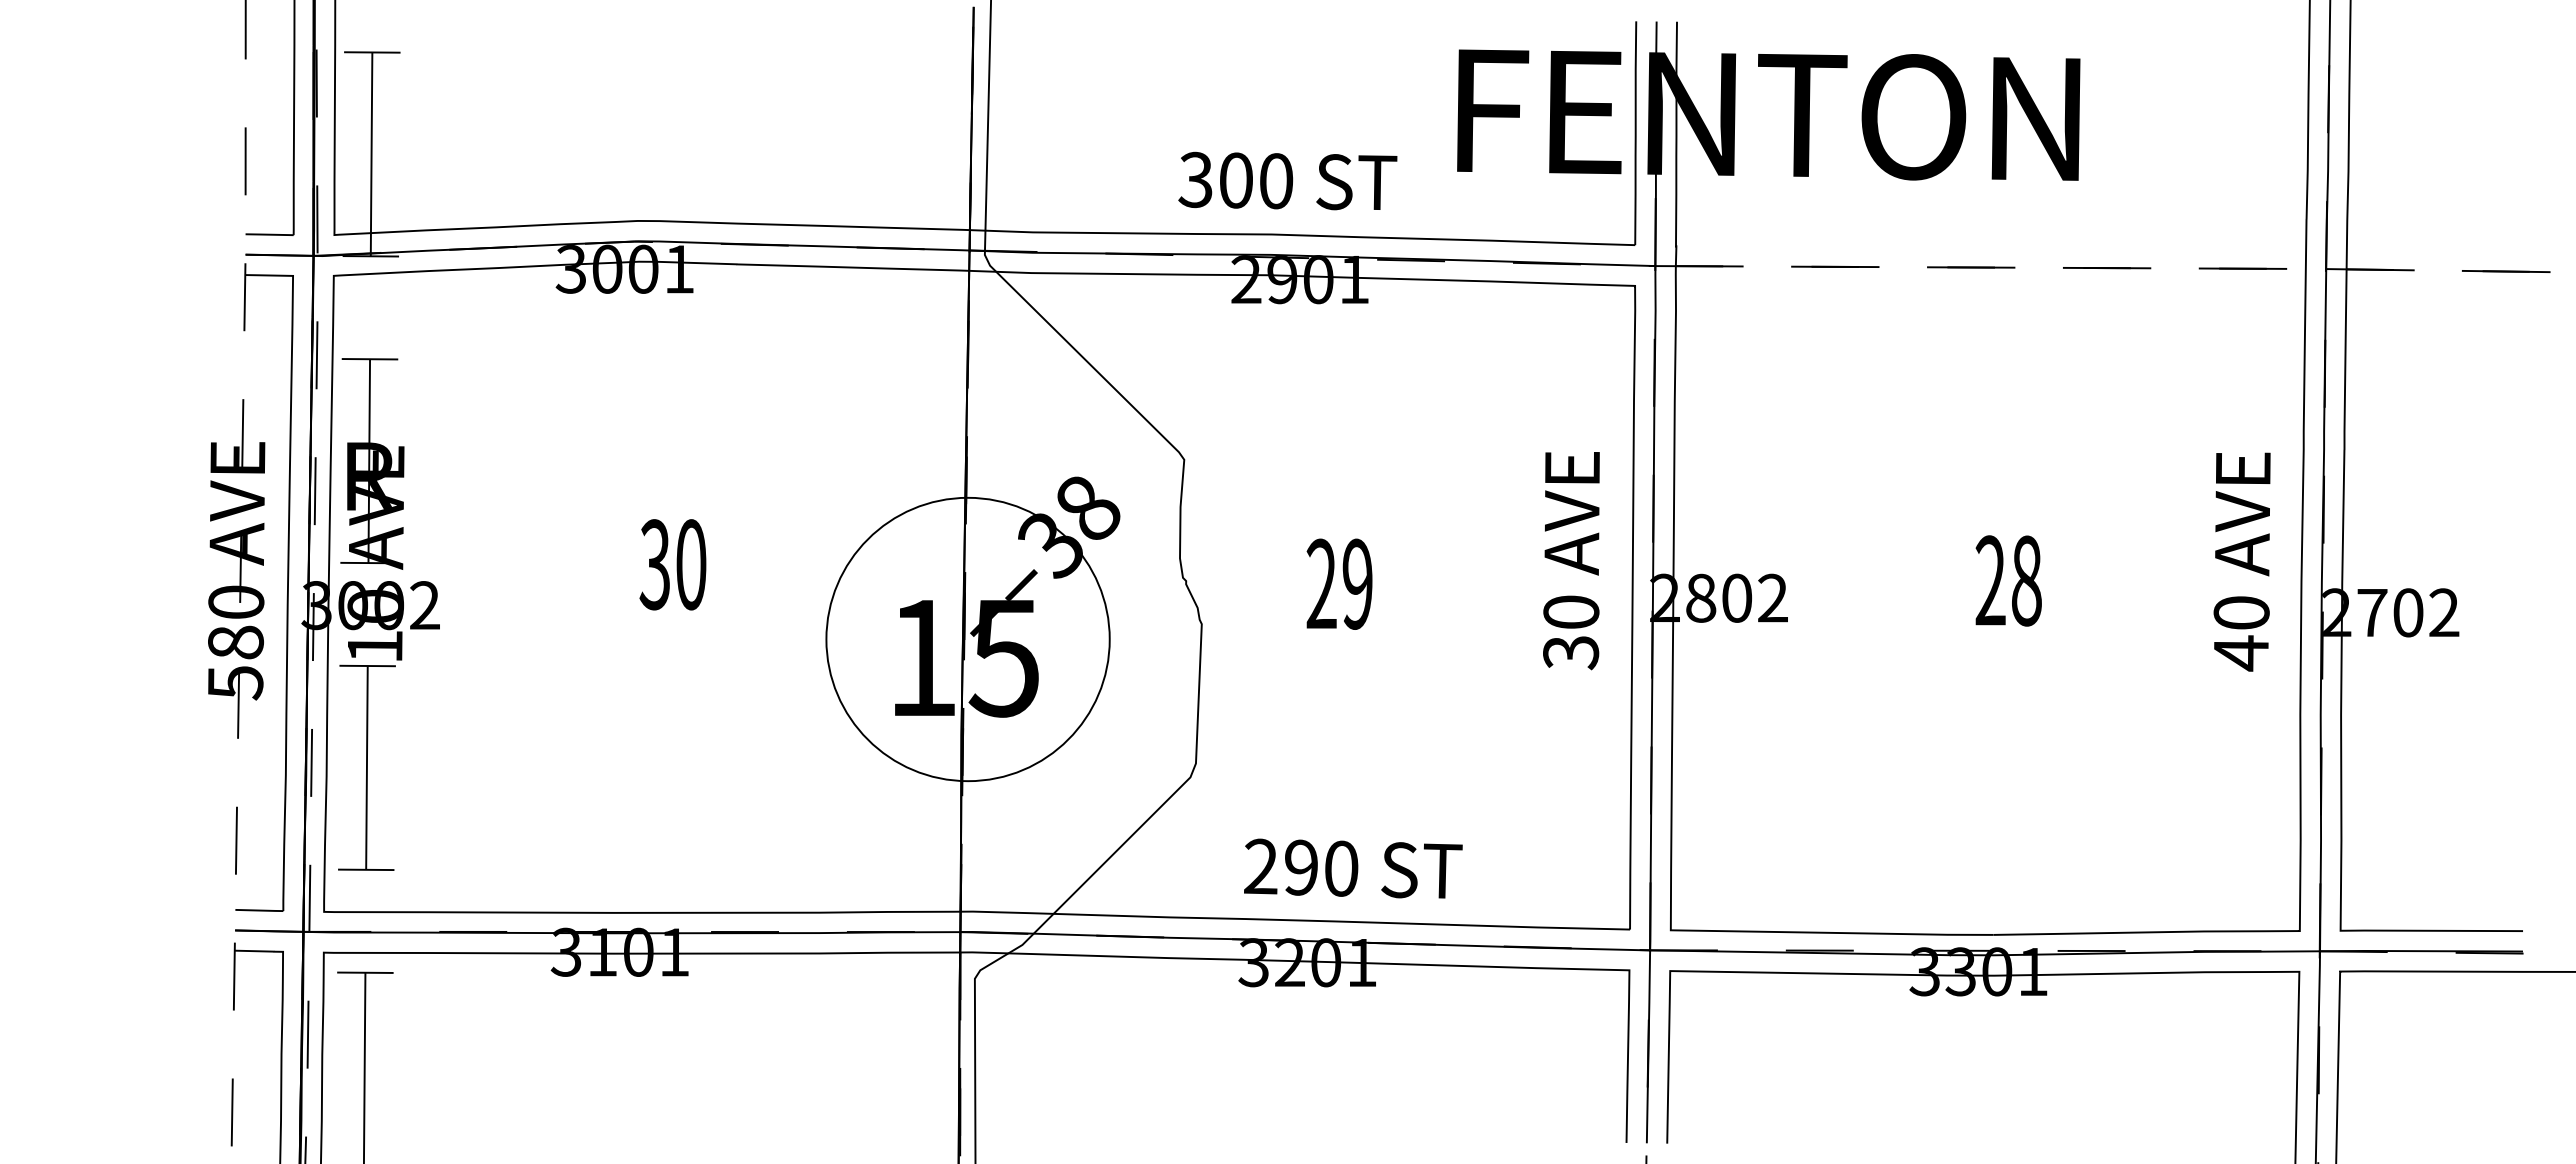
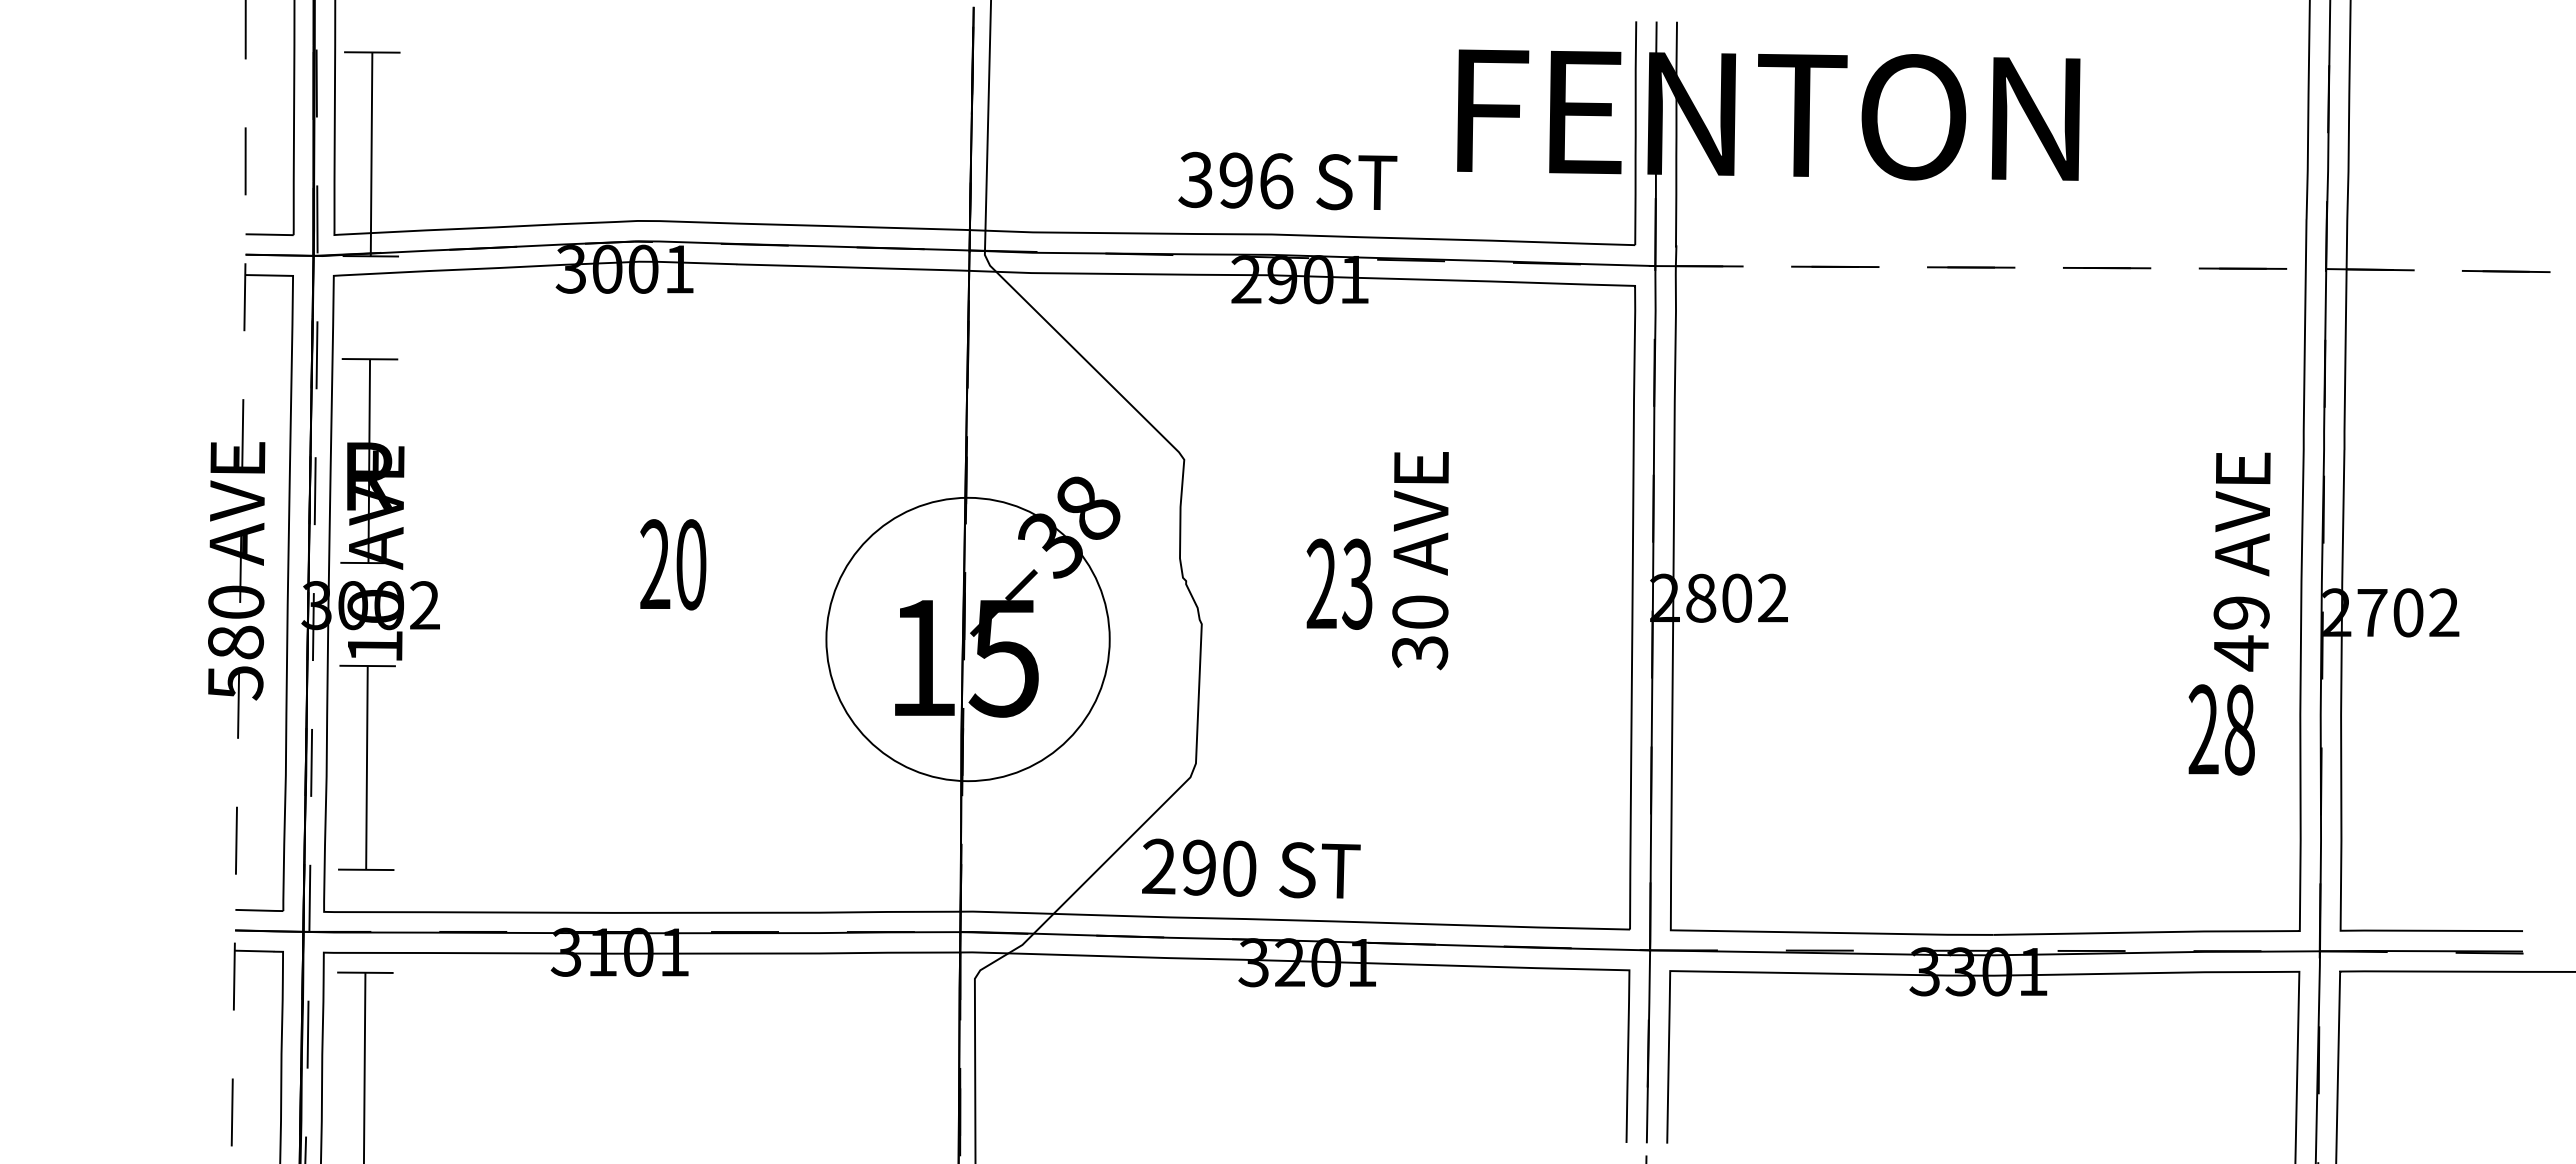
text: 300 -> 396 (1256, 180)
text position: (1571, 561) -> (1420, 561) (1420, 561)
text: 30 -> 20 (654, 564)
text position: (2008, 580) -> (2221, 729) (2221, 729)
text: 29 -> 23 (1357, 583)
text: 40 -> 49 (2241, 612)
text position: (1353, 868) -> (1251, 868) (1251, 868)
